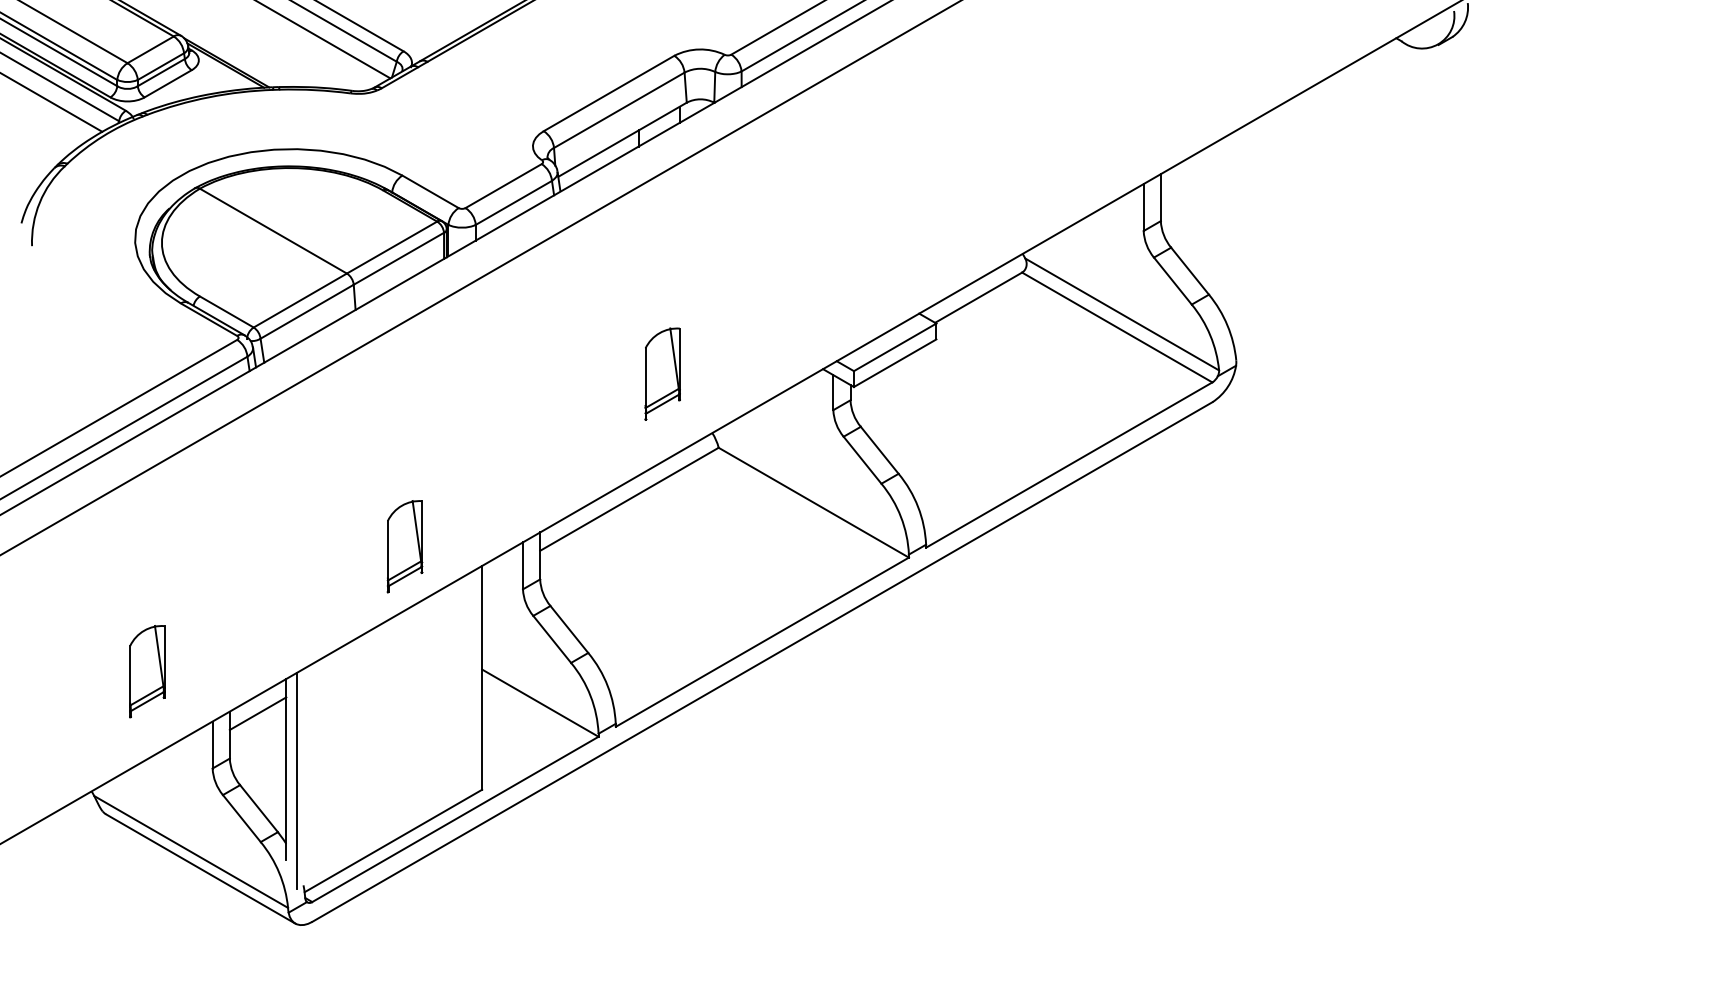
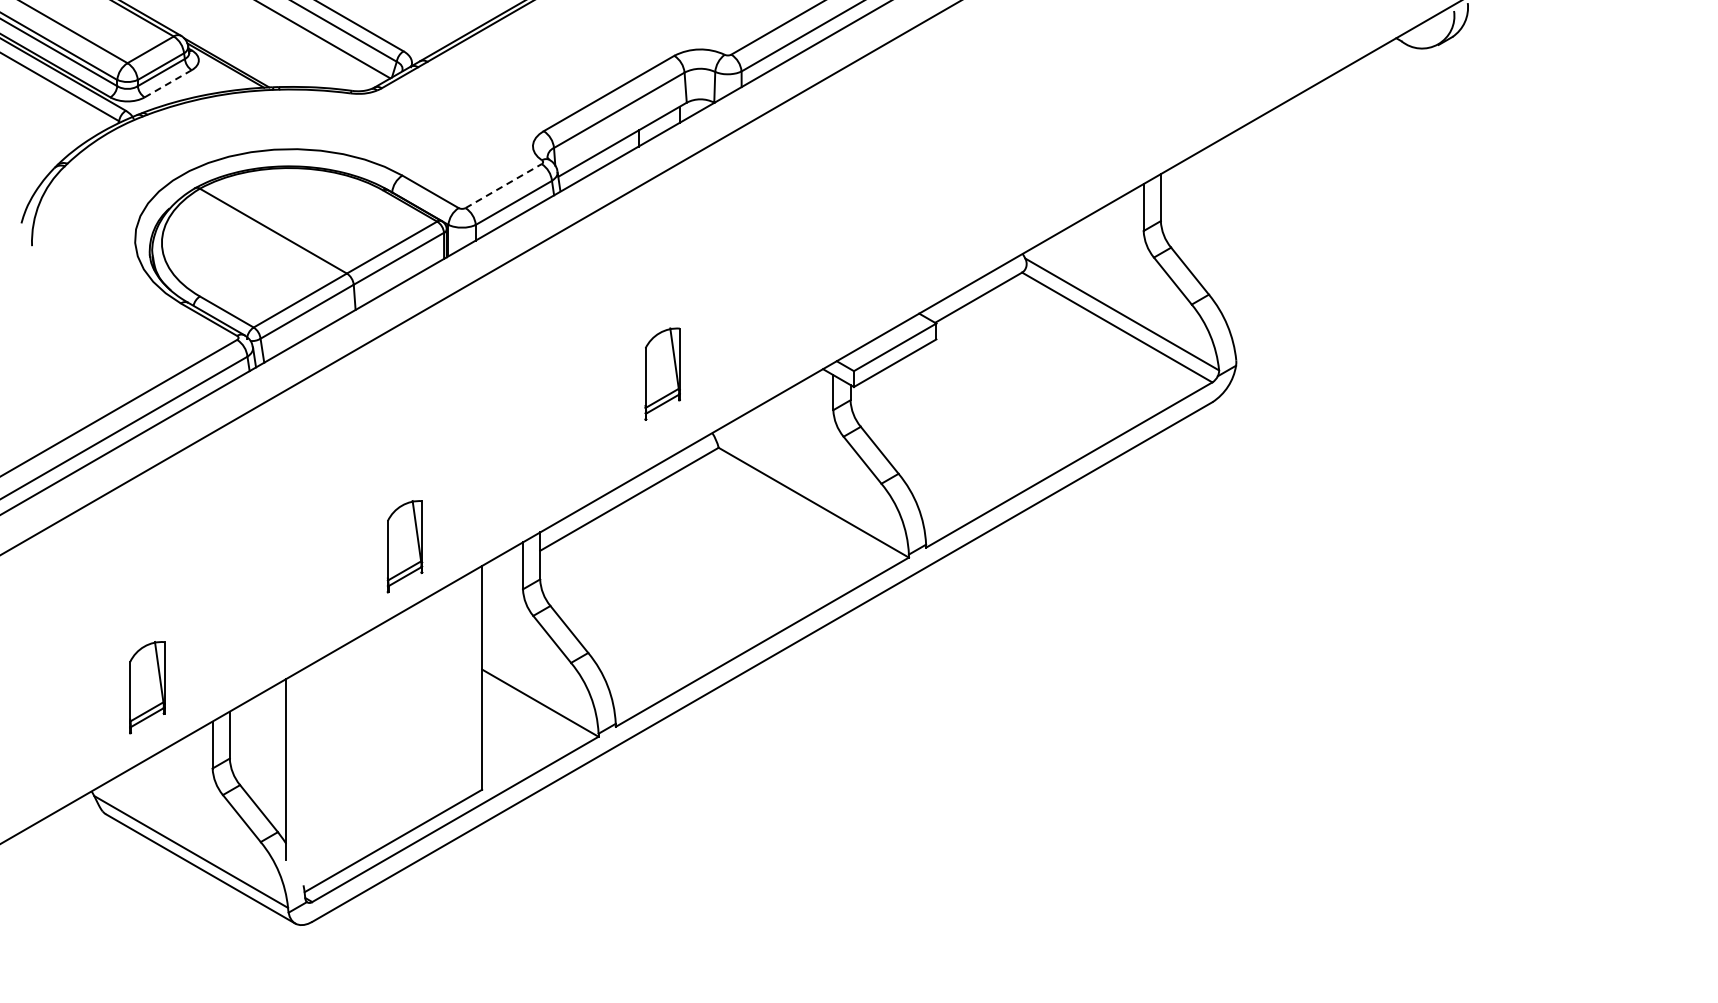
line: solid -> dashed (167, 84)
line: present -> none (52, 102)
line: solid -> dashed (503, 186)
part position: (147, 671) -> (147, 687) (147, 687)
line: present -> none (257, 713)
line: present -> none (296, 781)
